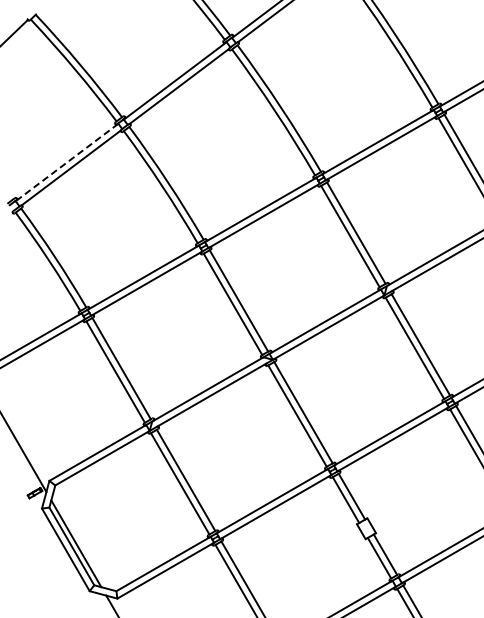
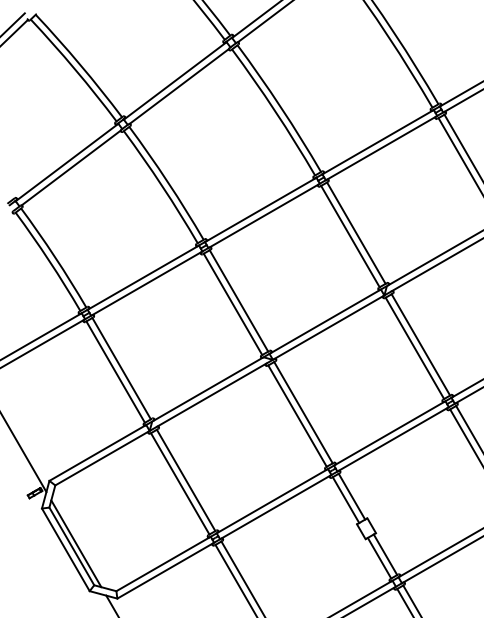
line: none -> present (13, 23)
line: dashed -> solid (66, 162)
